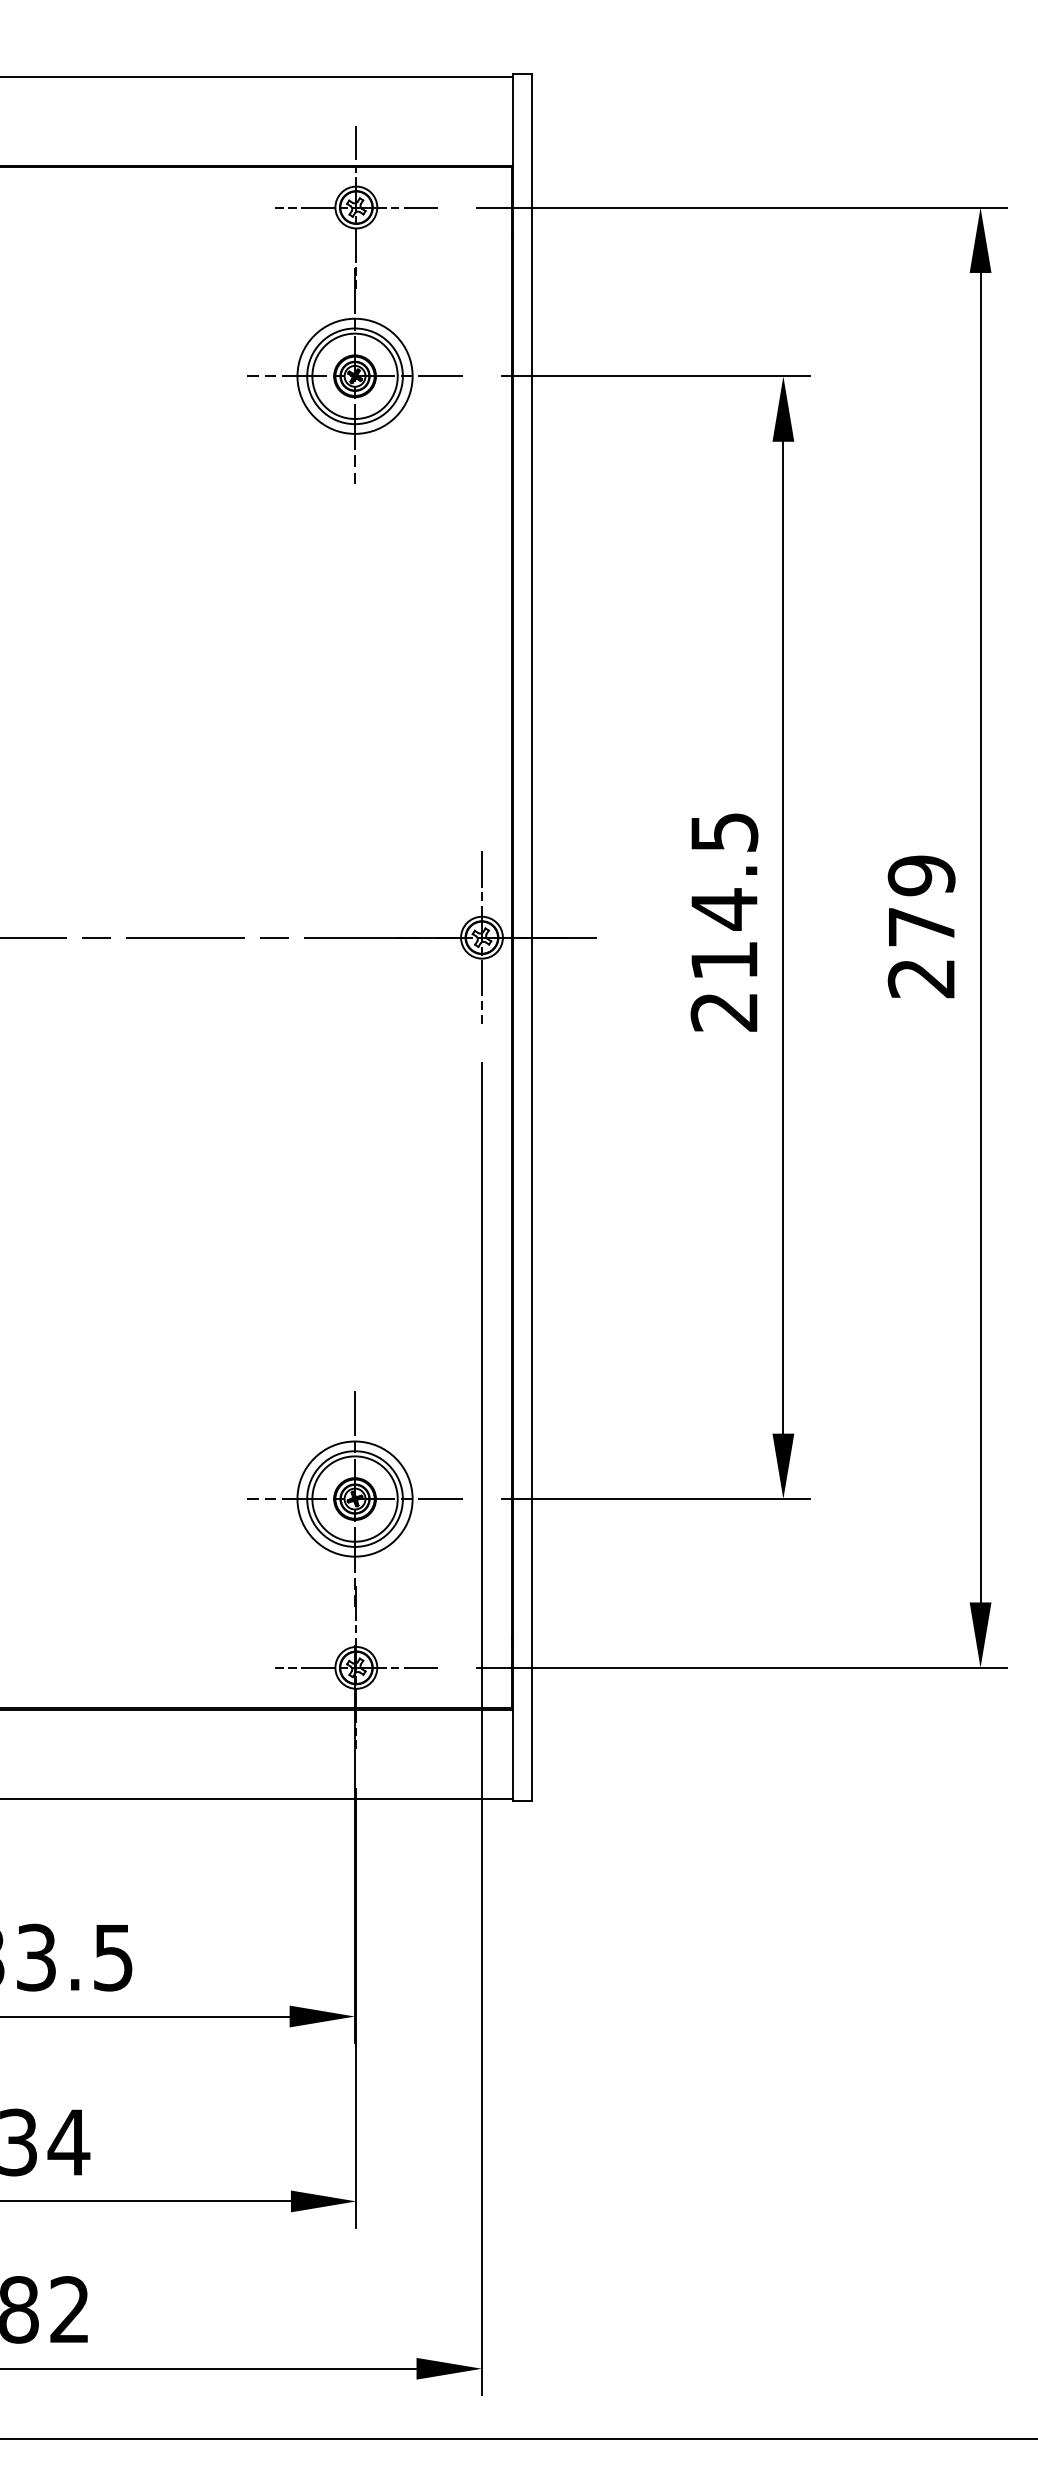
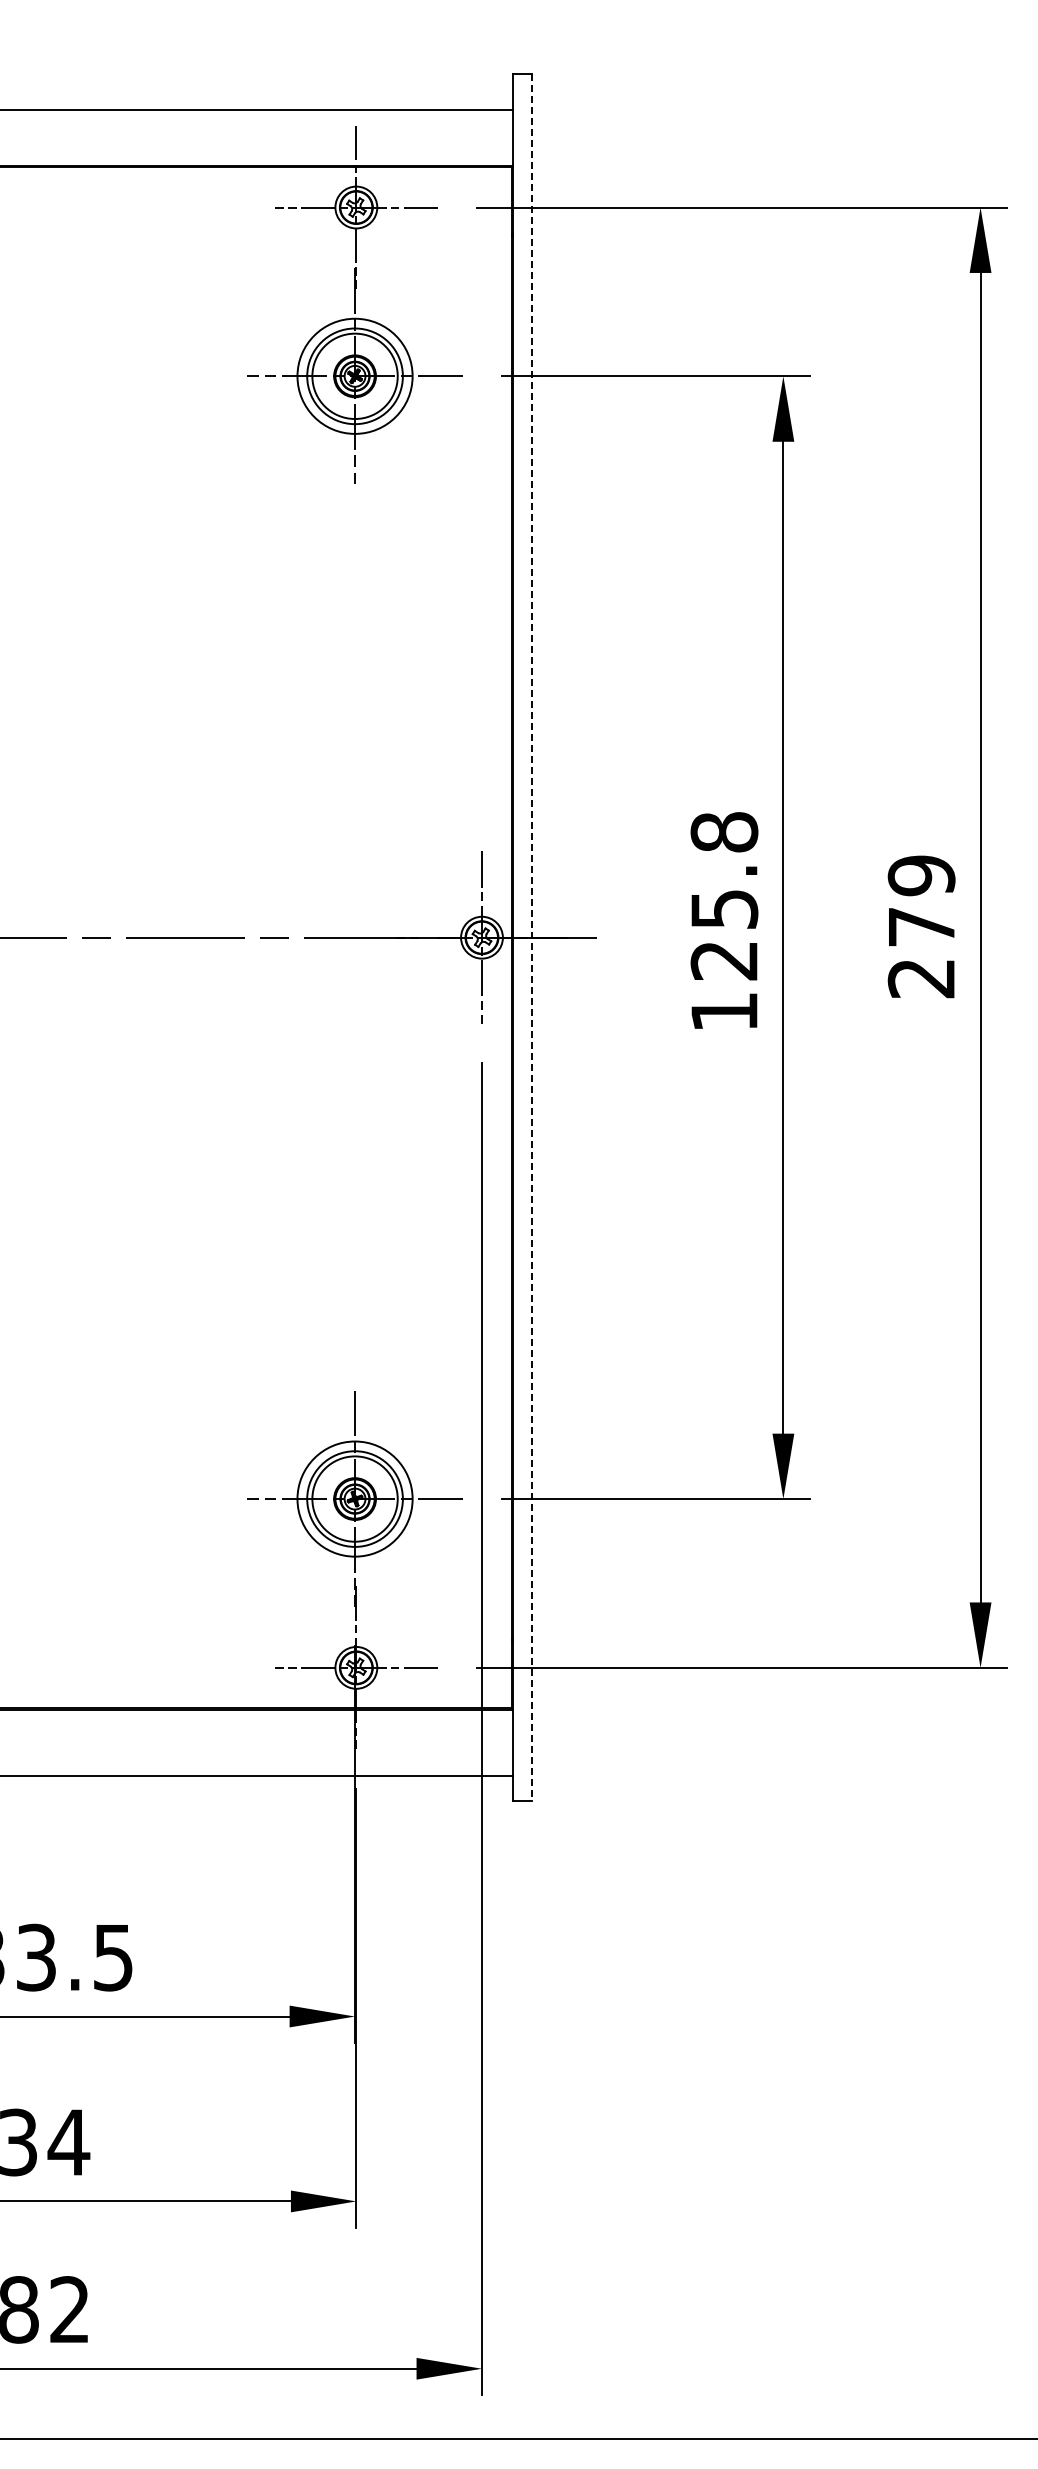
line position: (257, 76) -> (257, 109) (257, 109)
text: 214.5 -> 125.8 (724, 921)
line: solid -> dashed (531, 937)
line position: (257, 1798) -> (257, 1775) (257, 1775)
